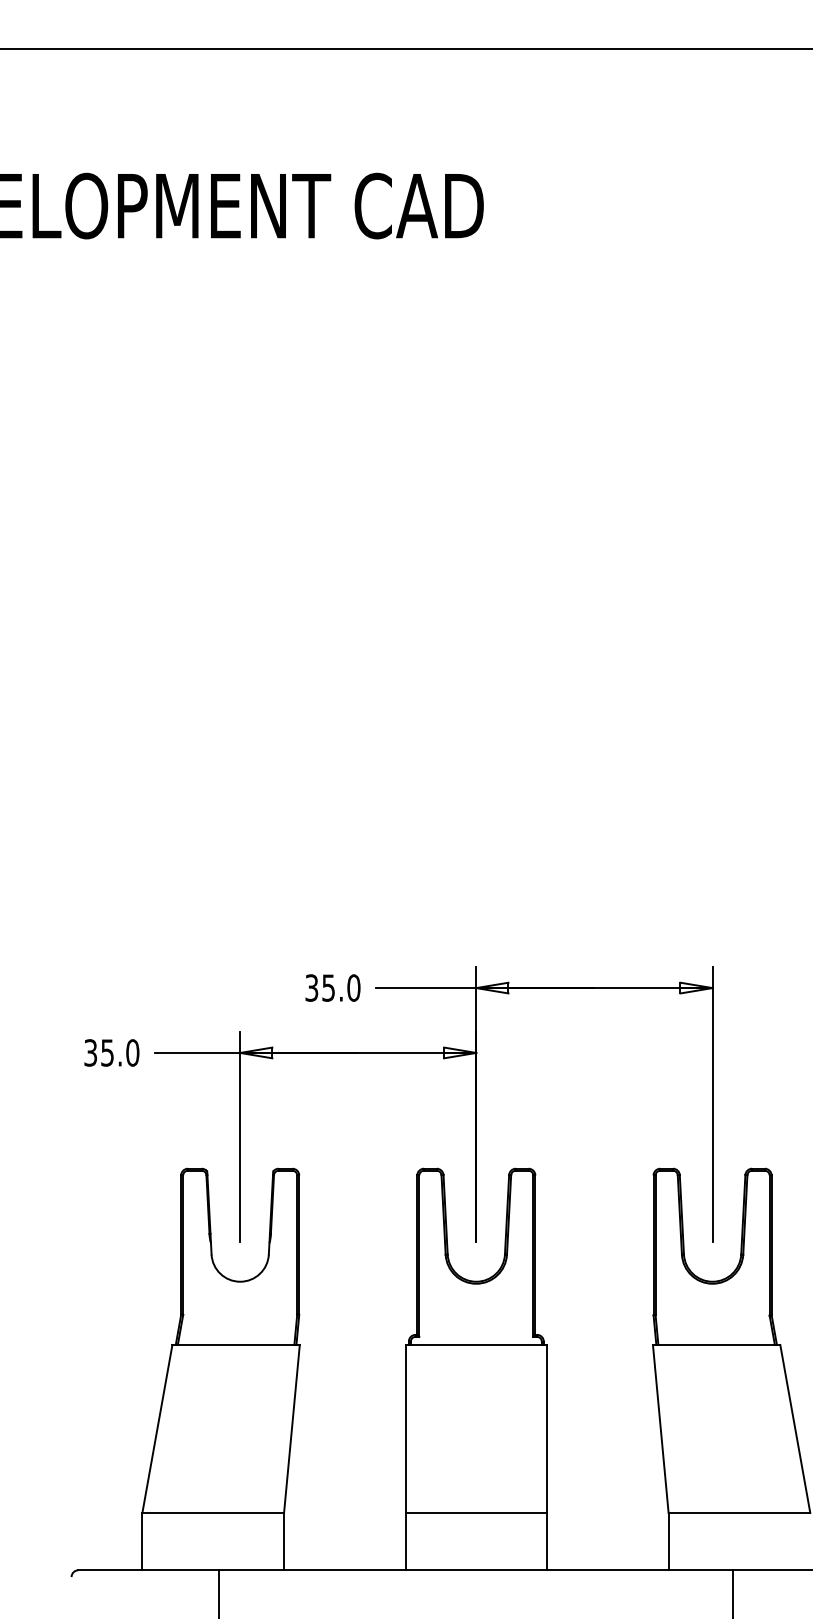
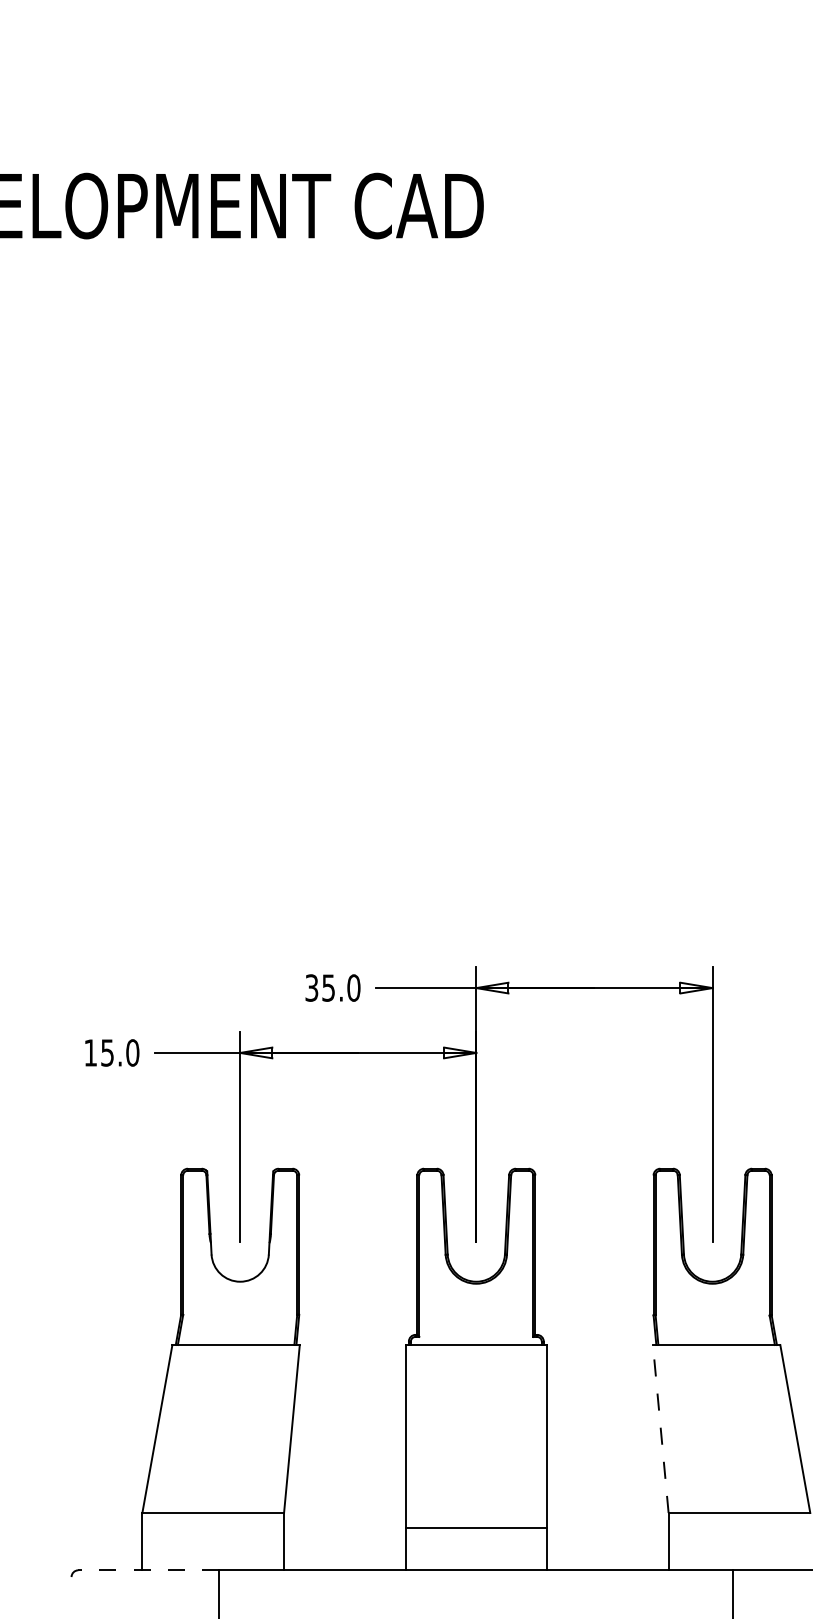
line: present -> none (405, 48)
text: 35.0 -> 15.0 (90, 1052)
line: solid -> dashed (660, 1428)
line position: (476, 1512) -> (476, 1527) (476, 1527)
line: solid -> dashed (148, 1570)
